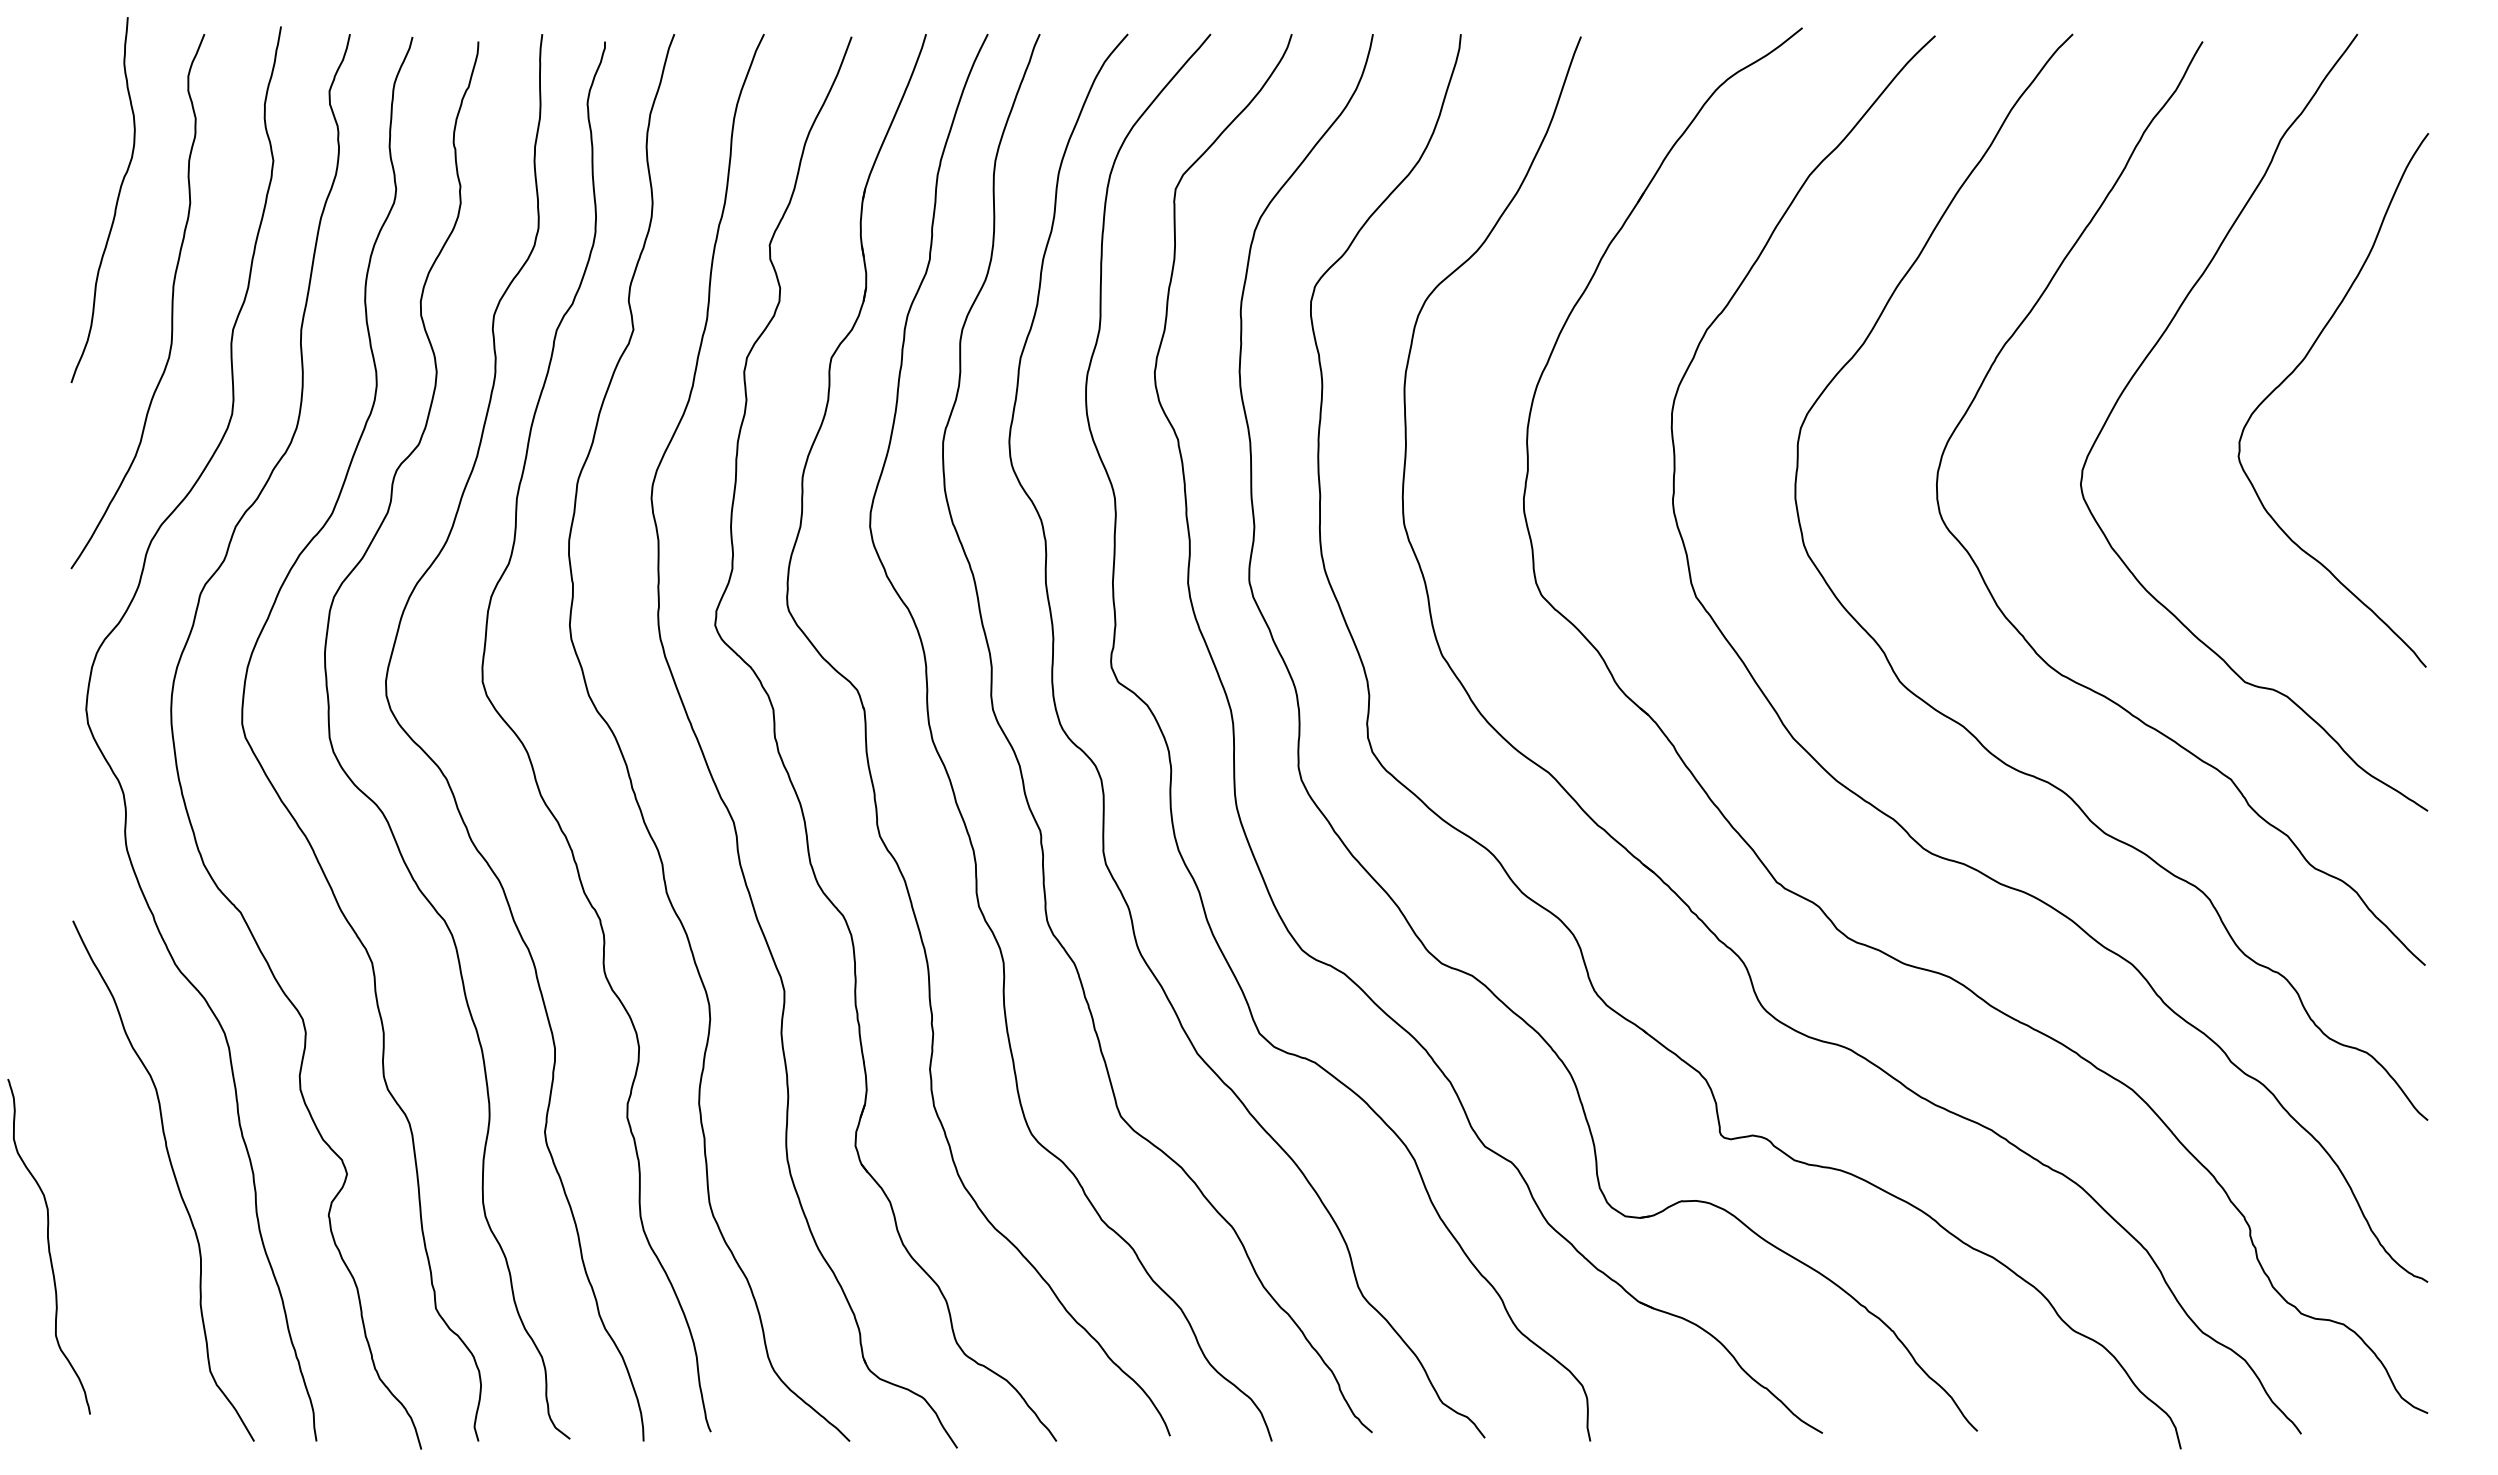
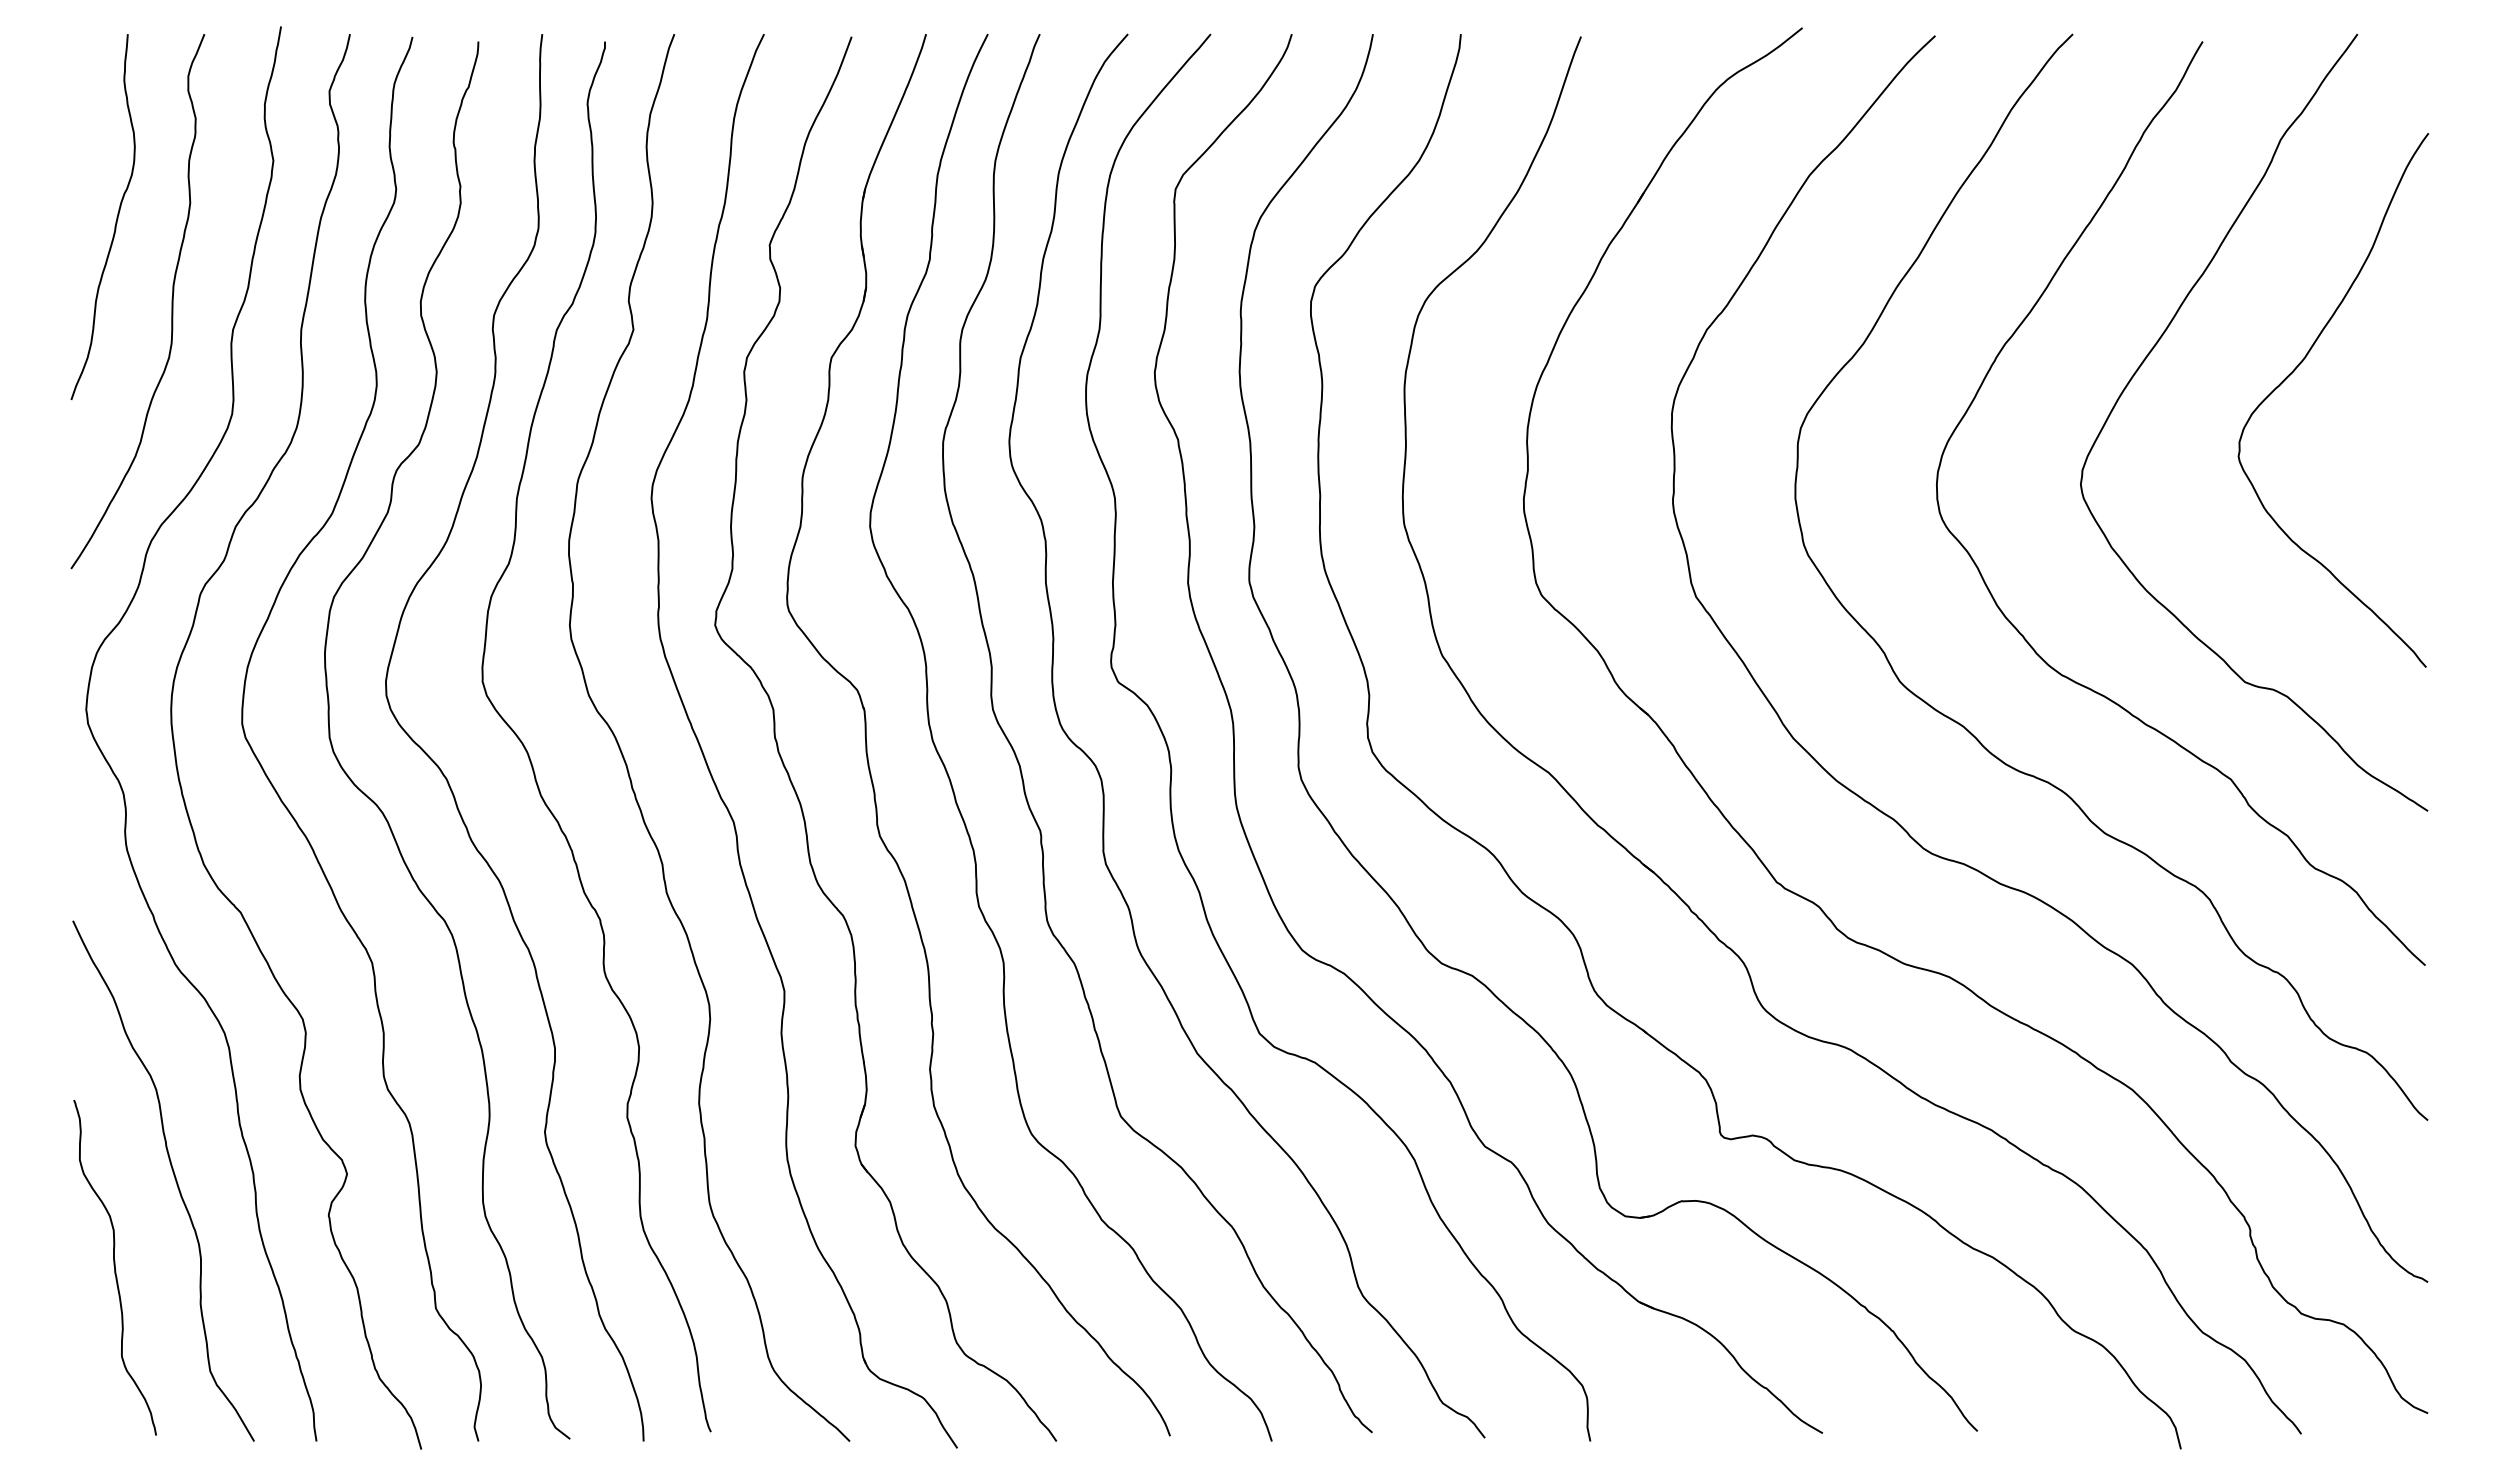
curve position: (115, 204) -> (115, 221) (115, 221)
curve position: (48, 1246) -> (114, 1267) (114, 1267)
